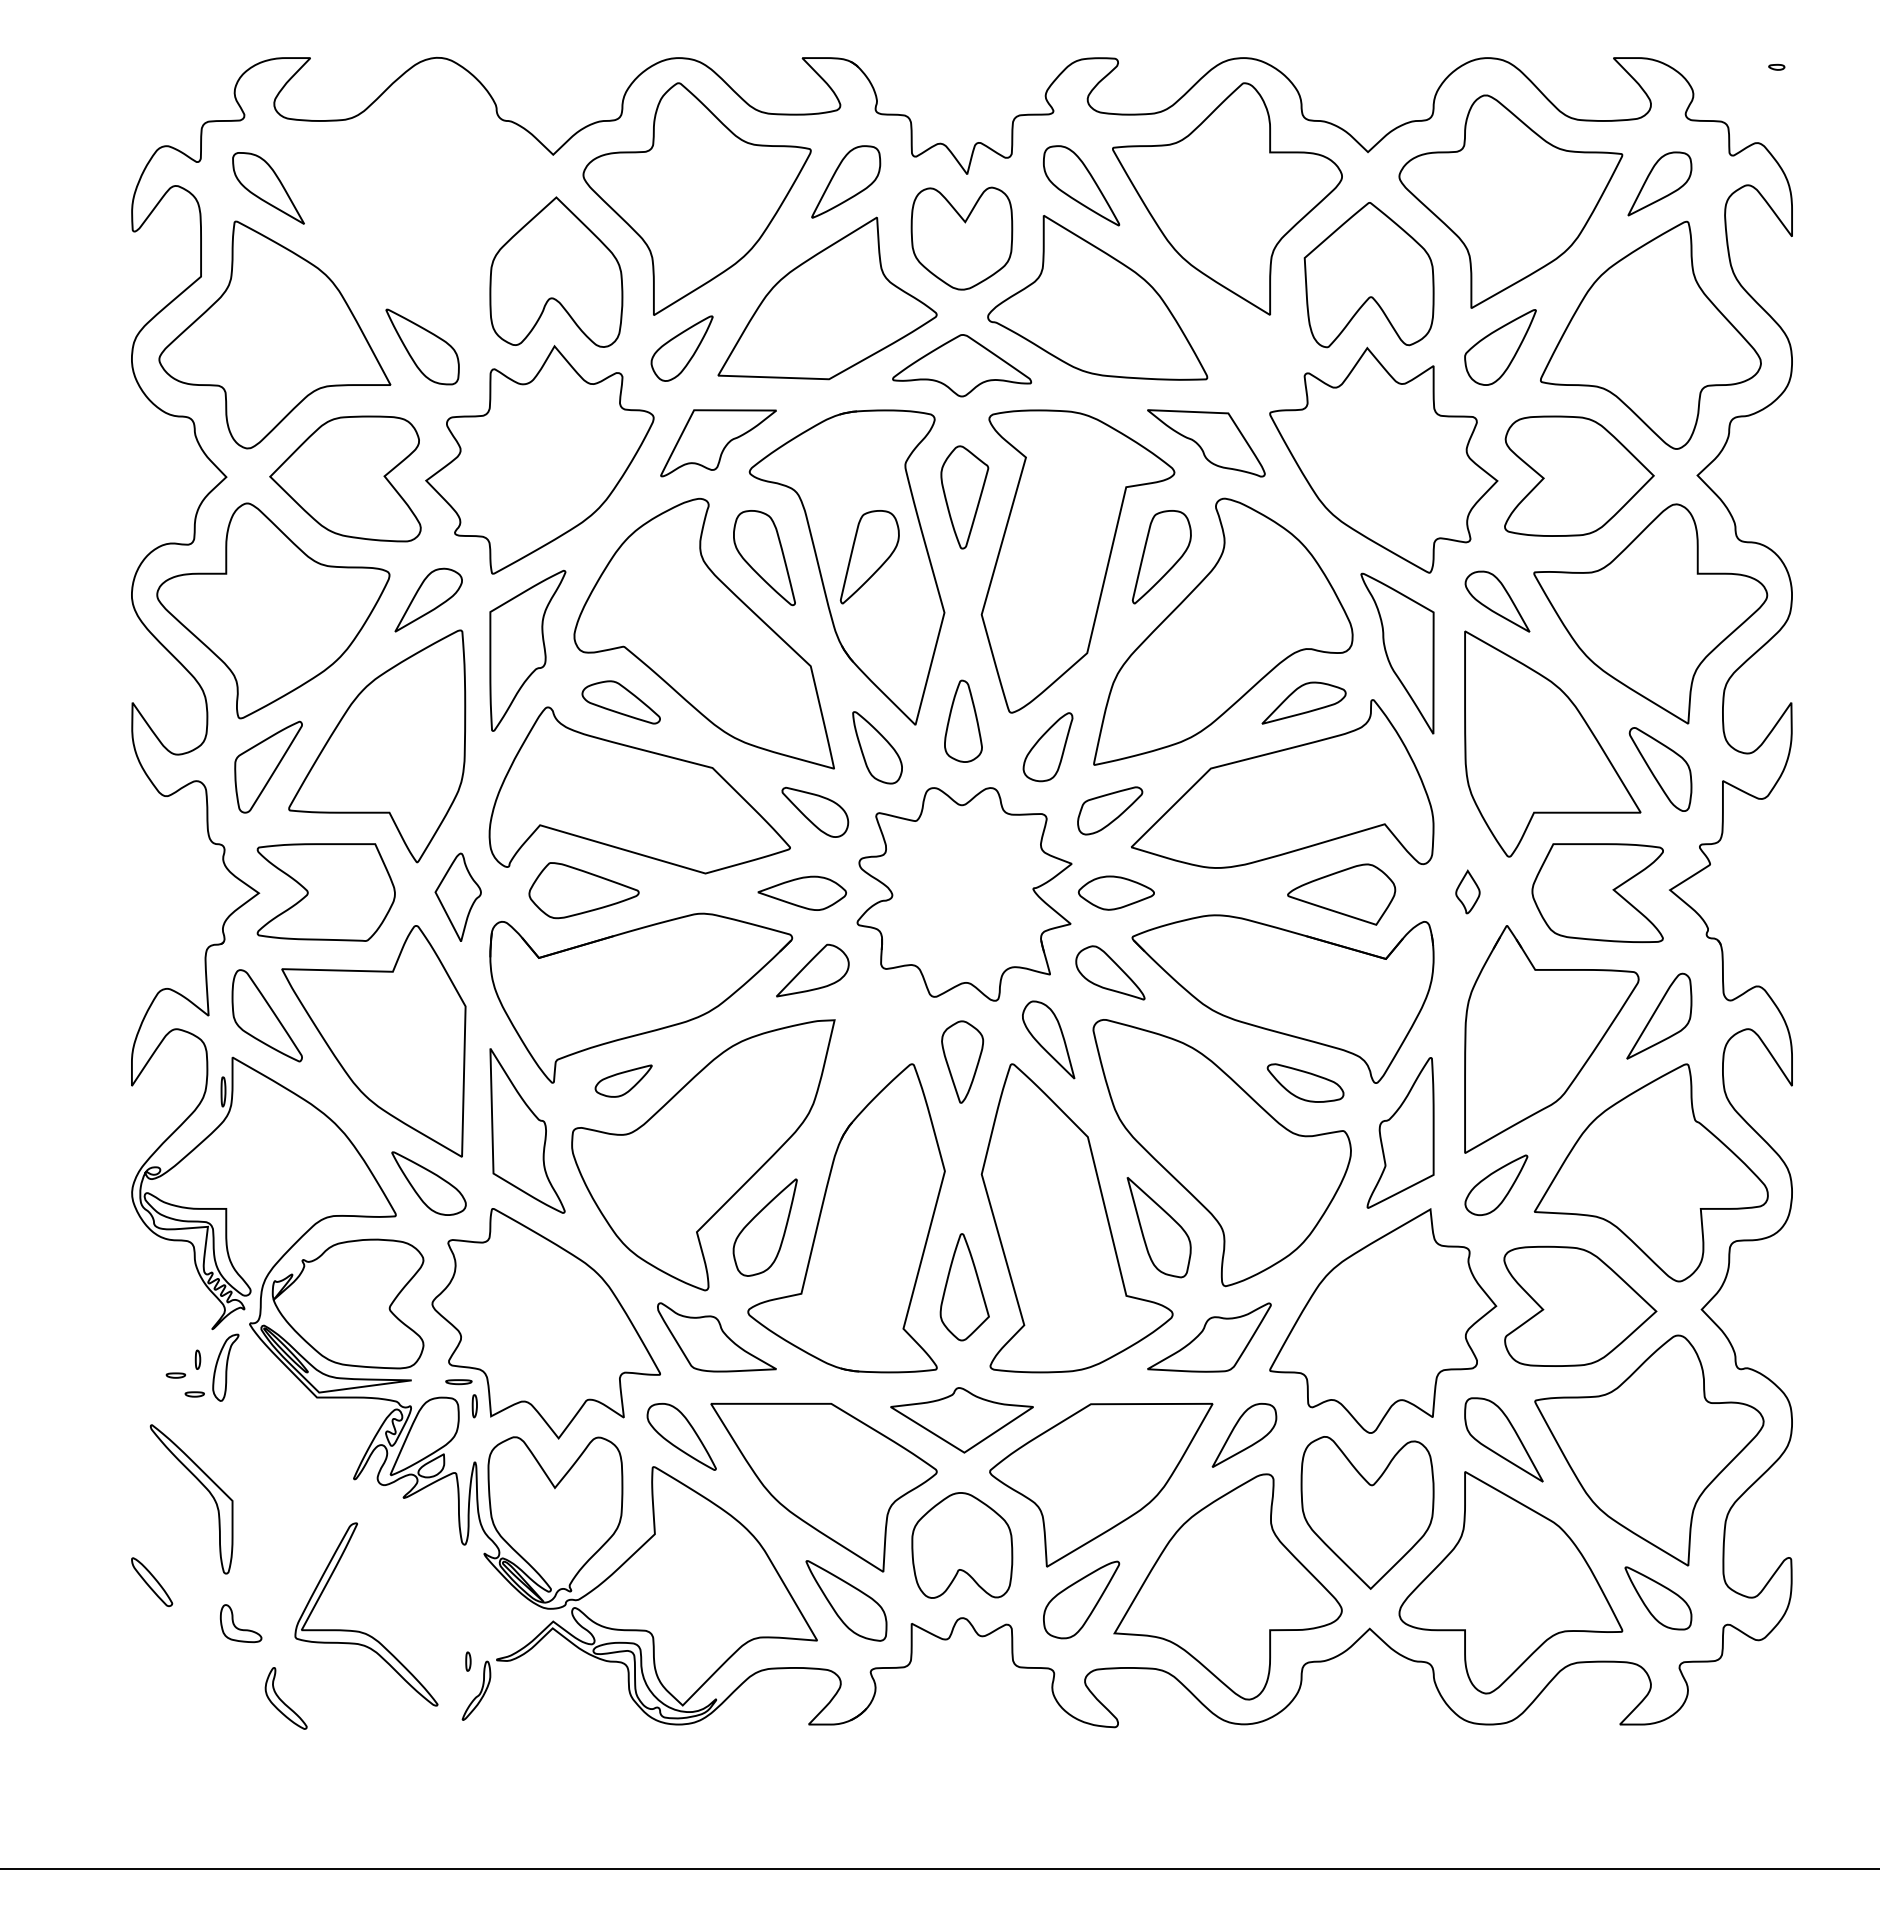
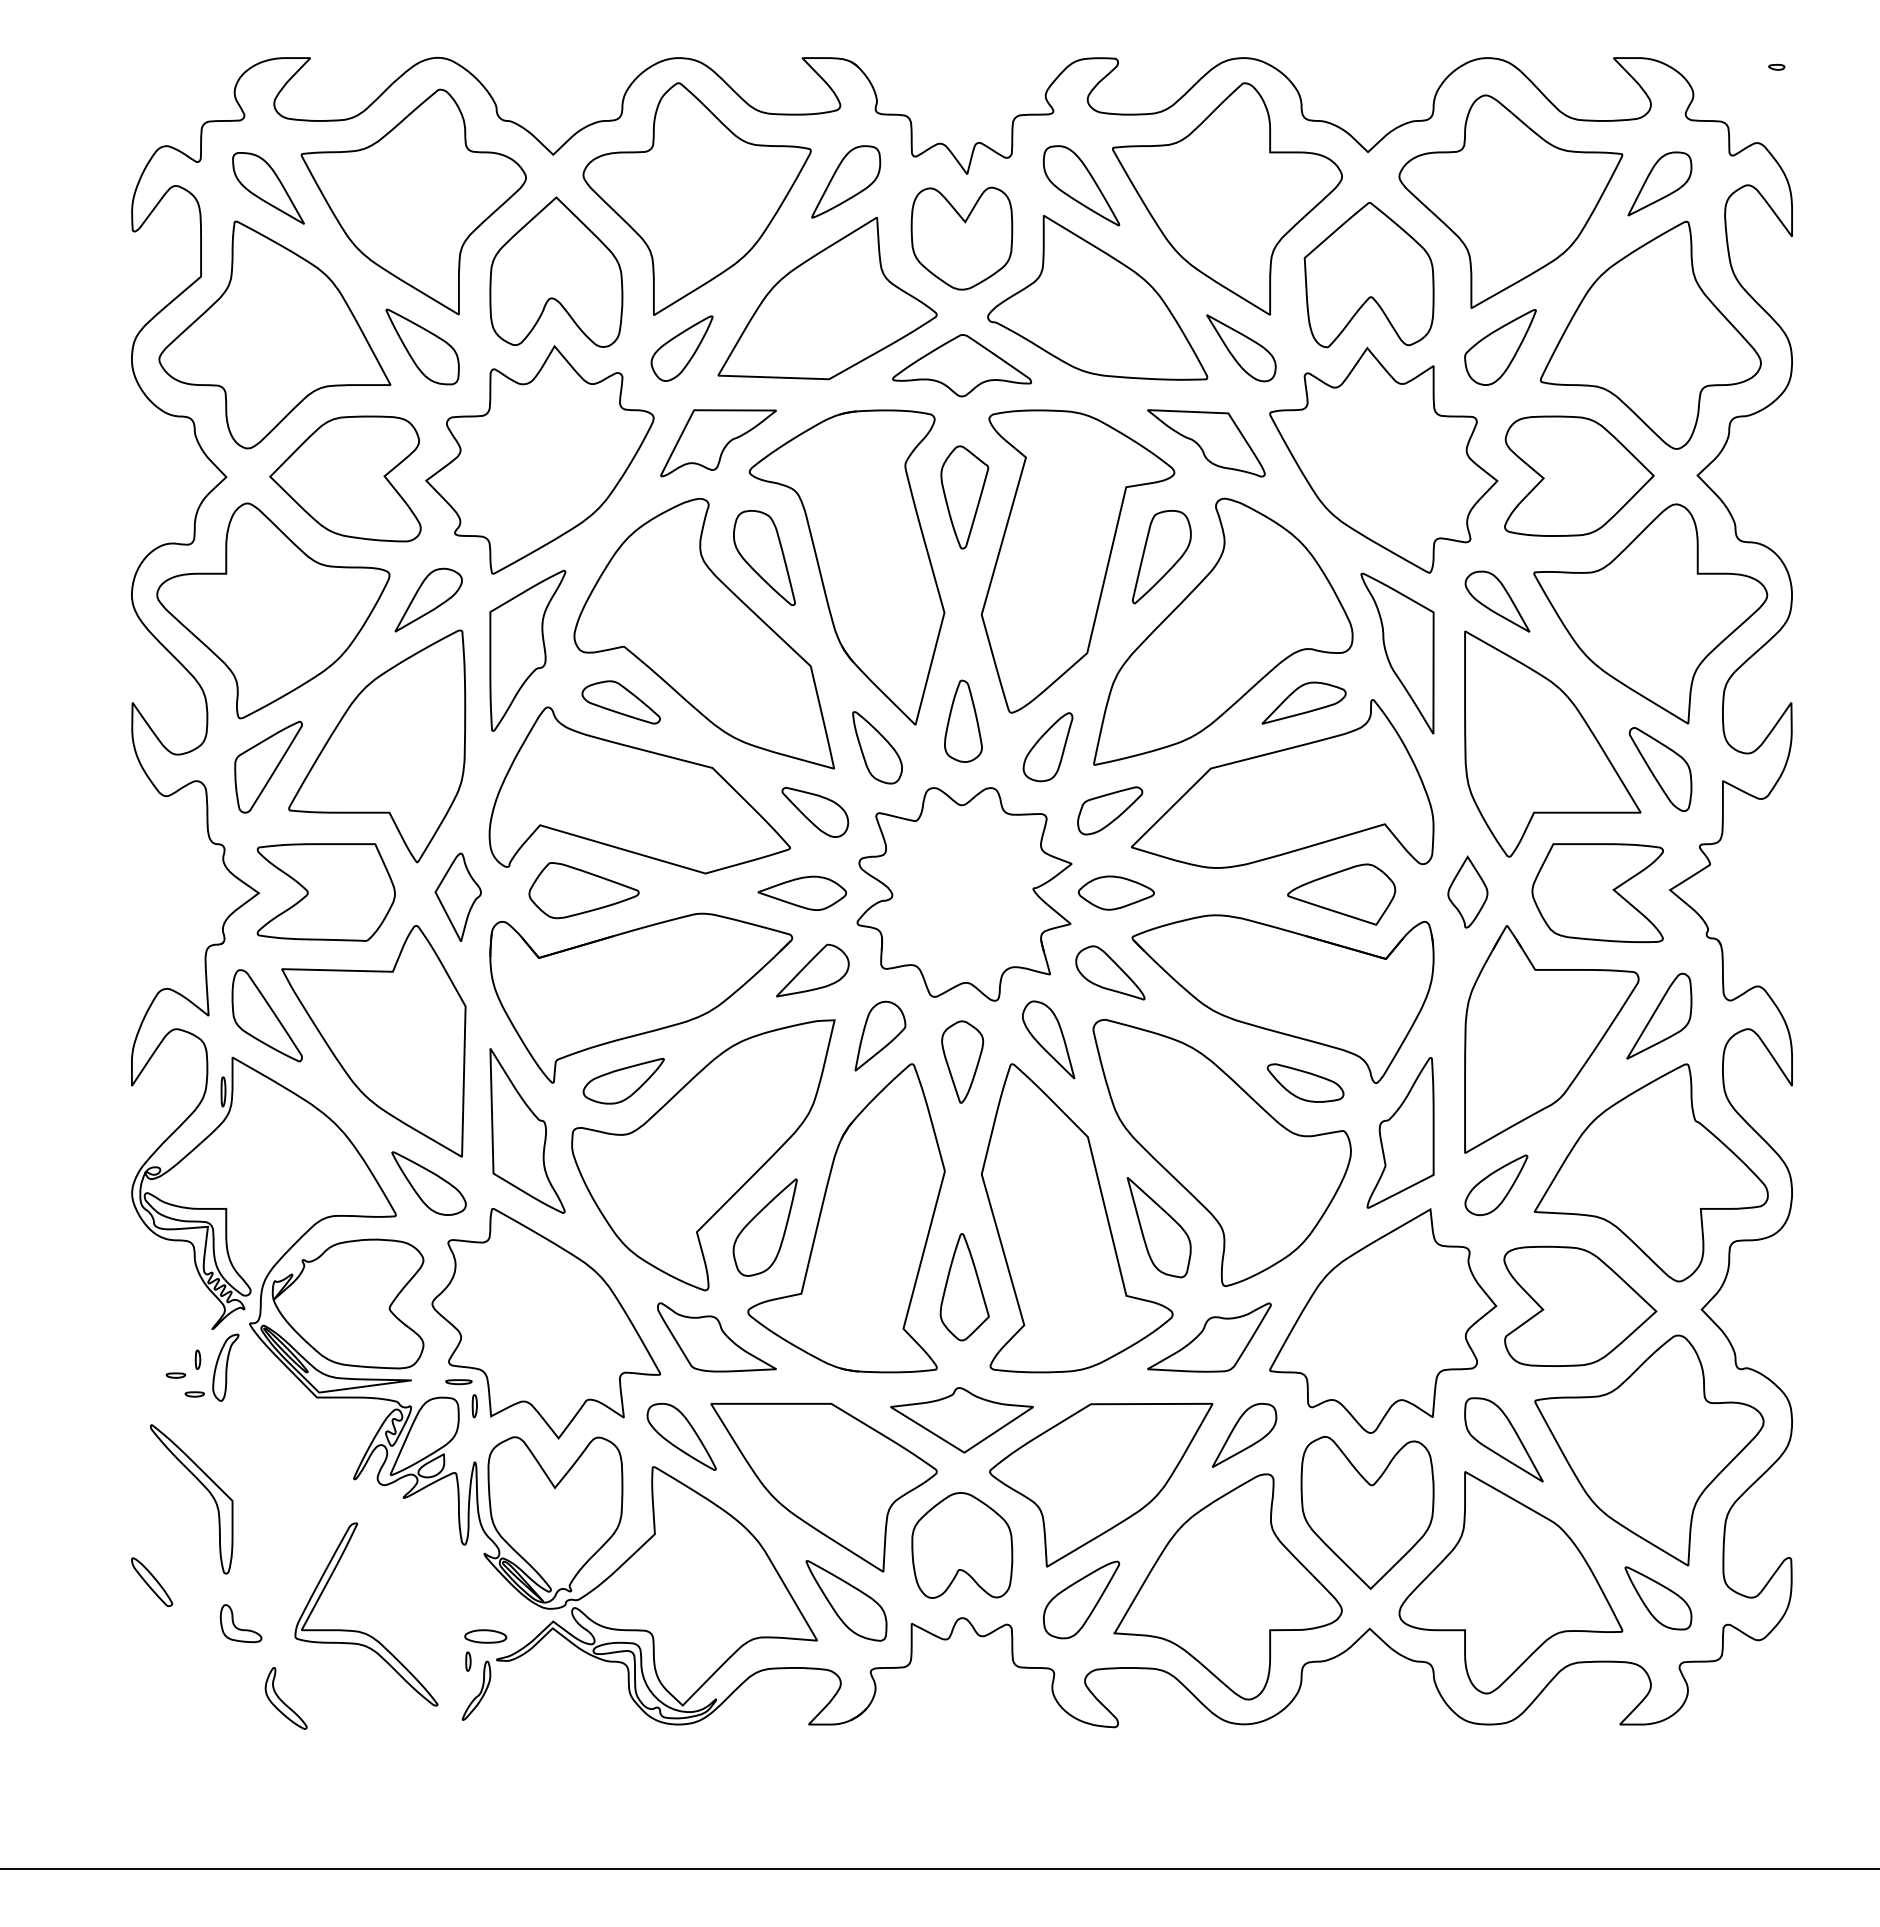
part: none -> present (413, 201)
part: none -> present (1241, 348)
part: present -> none (869, 557)
part size: 26x46 px -> 42x74 px (1467, 891)
part: none -> present (880, 1035)
part size: 59x34 px -> 83x48 px (623, 1080)
part: none -> present (485, 1636)
